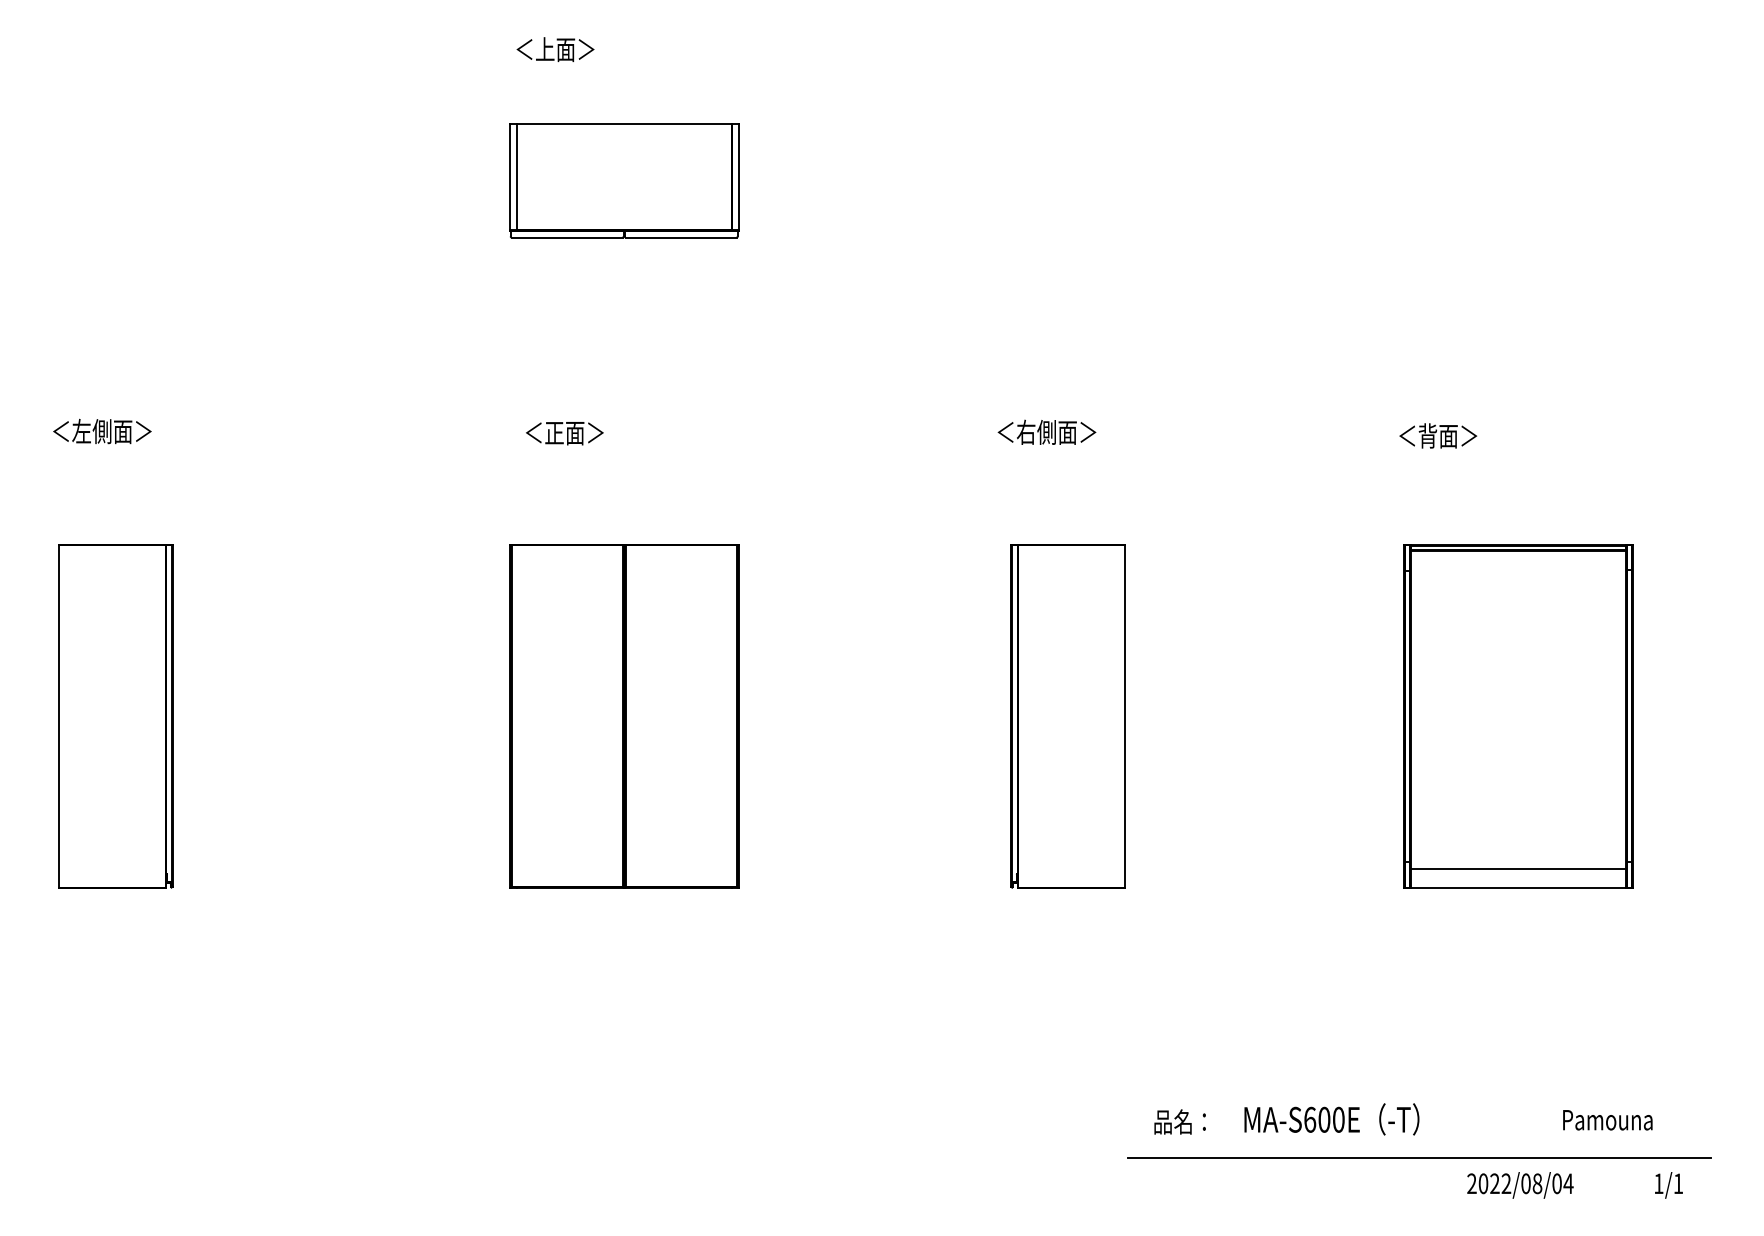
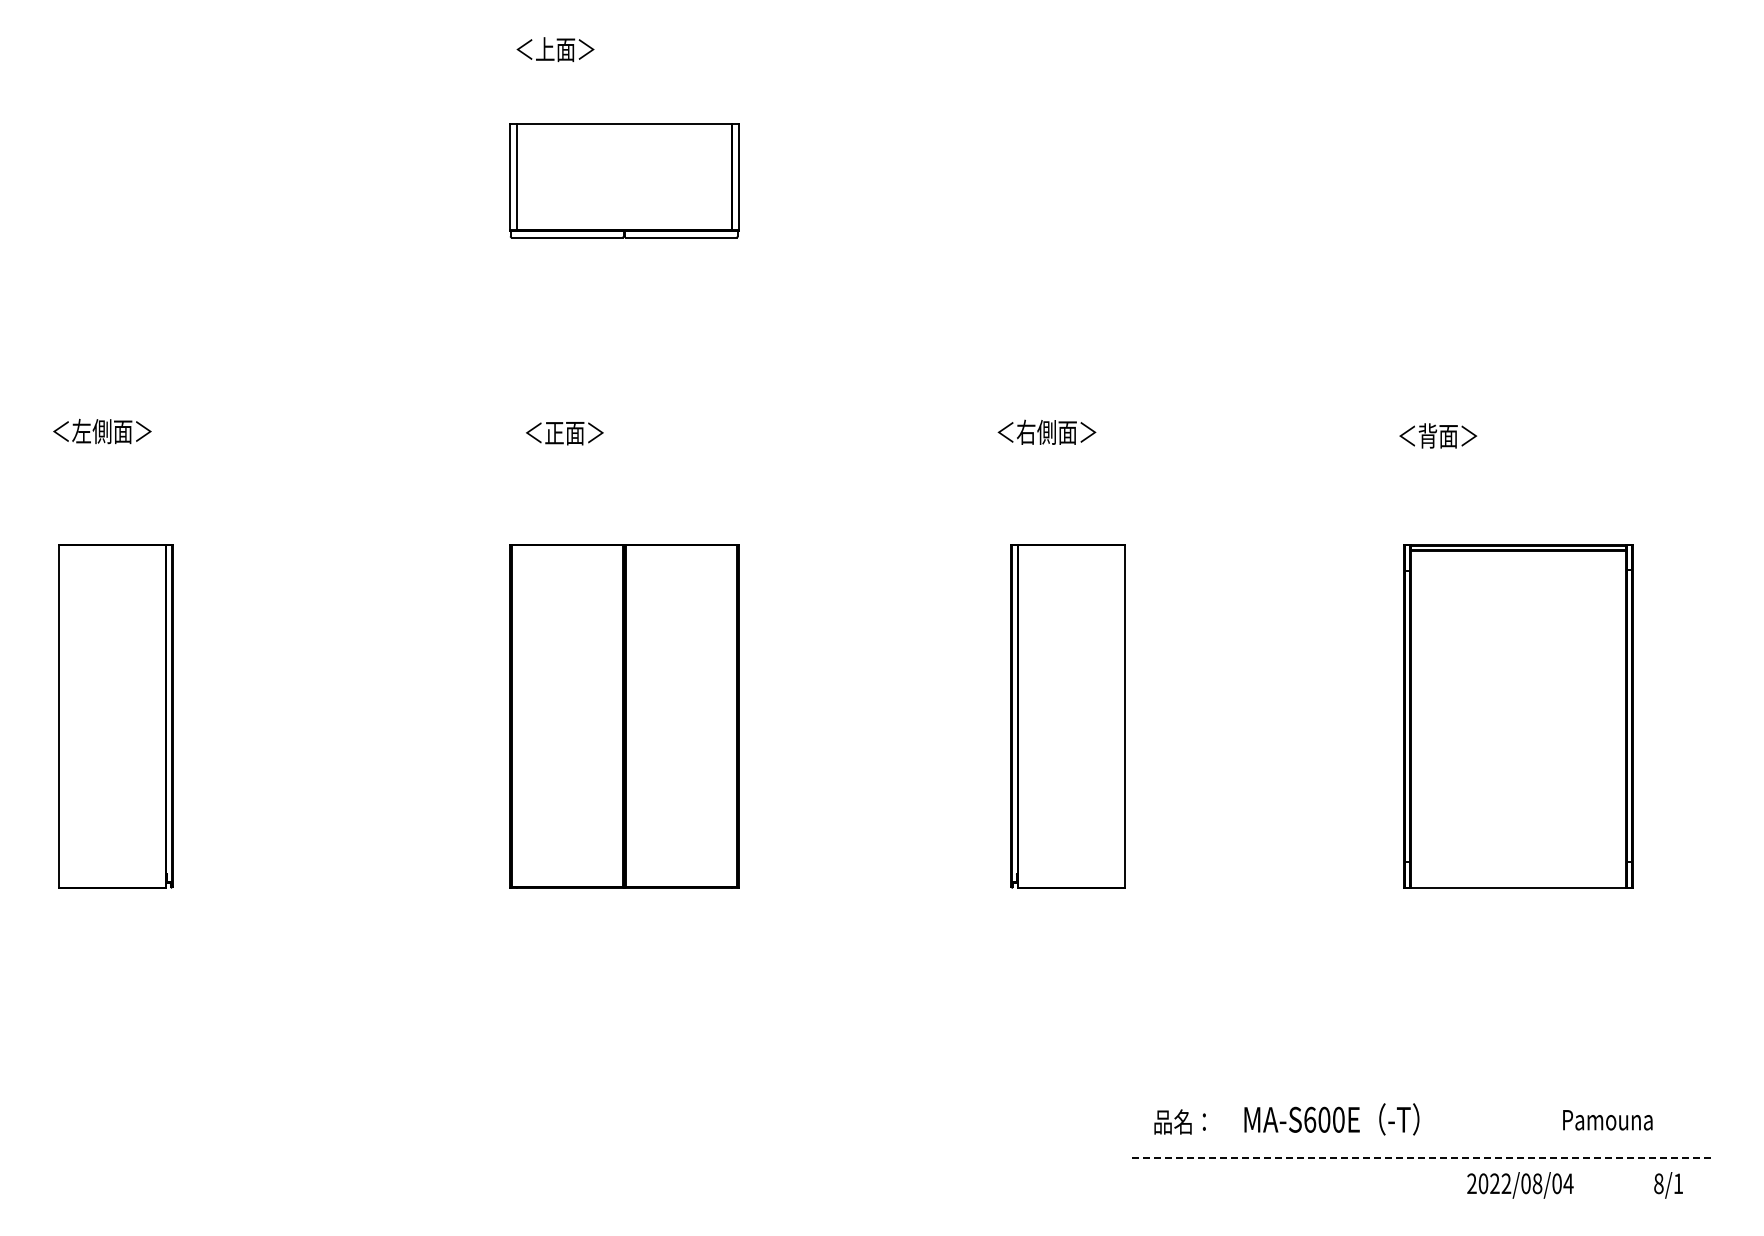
line: present -> none (1518, 868)
line: solid -> dashed (1419, 1158)
text: 1/1 -> 8/1 (1658, 1183)
